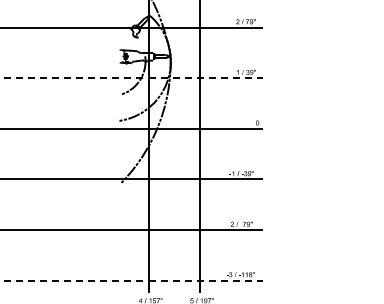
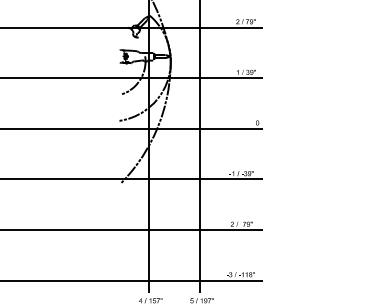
line: dashed -> solid (131, 78)
line: dashed -> solid (131, 280)
